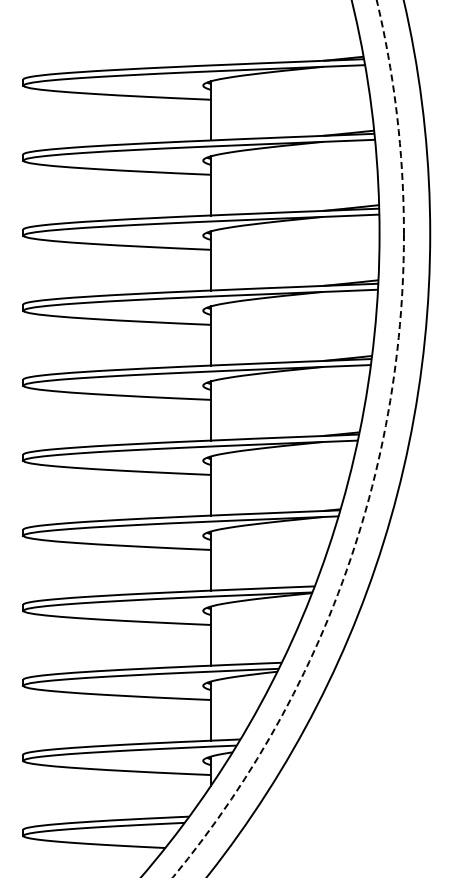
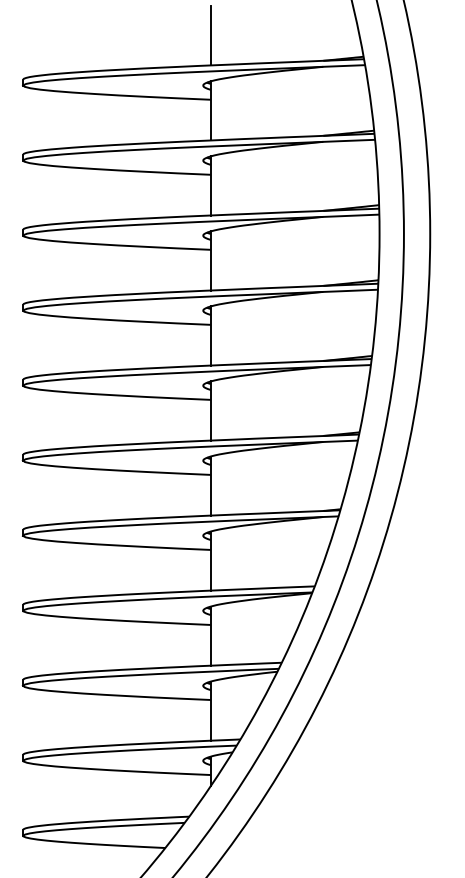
line: none -> present (210, 35)
circle: dashed -> solid (287, 438)
